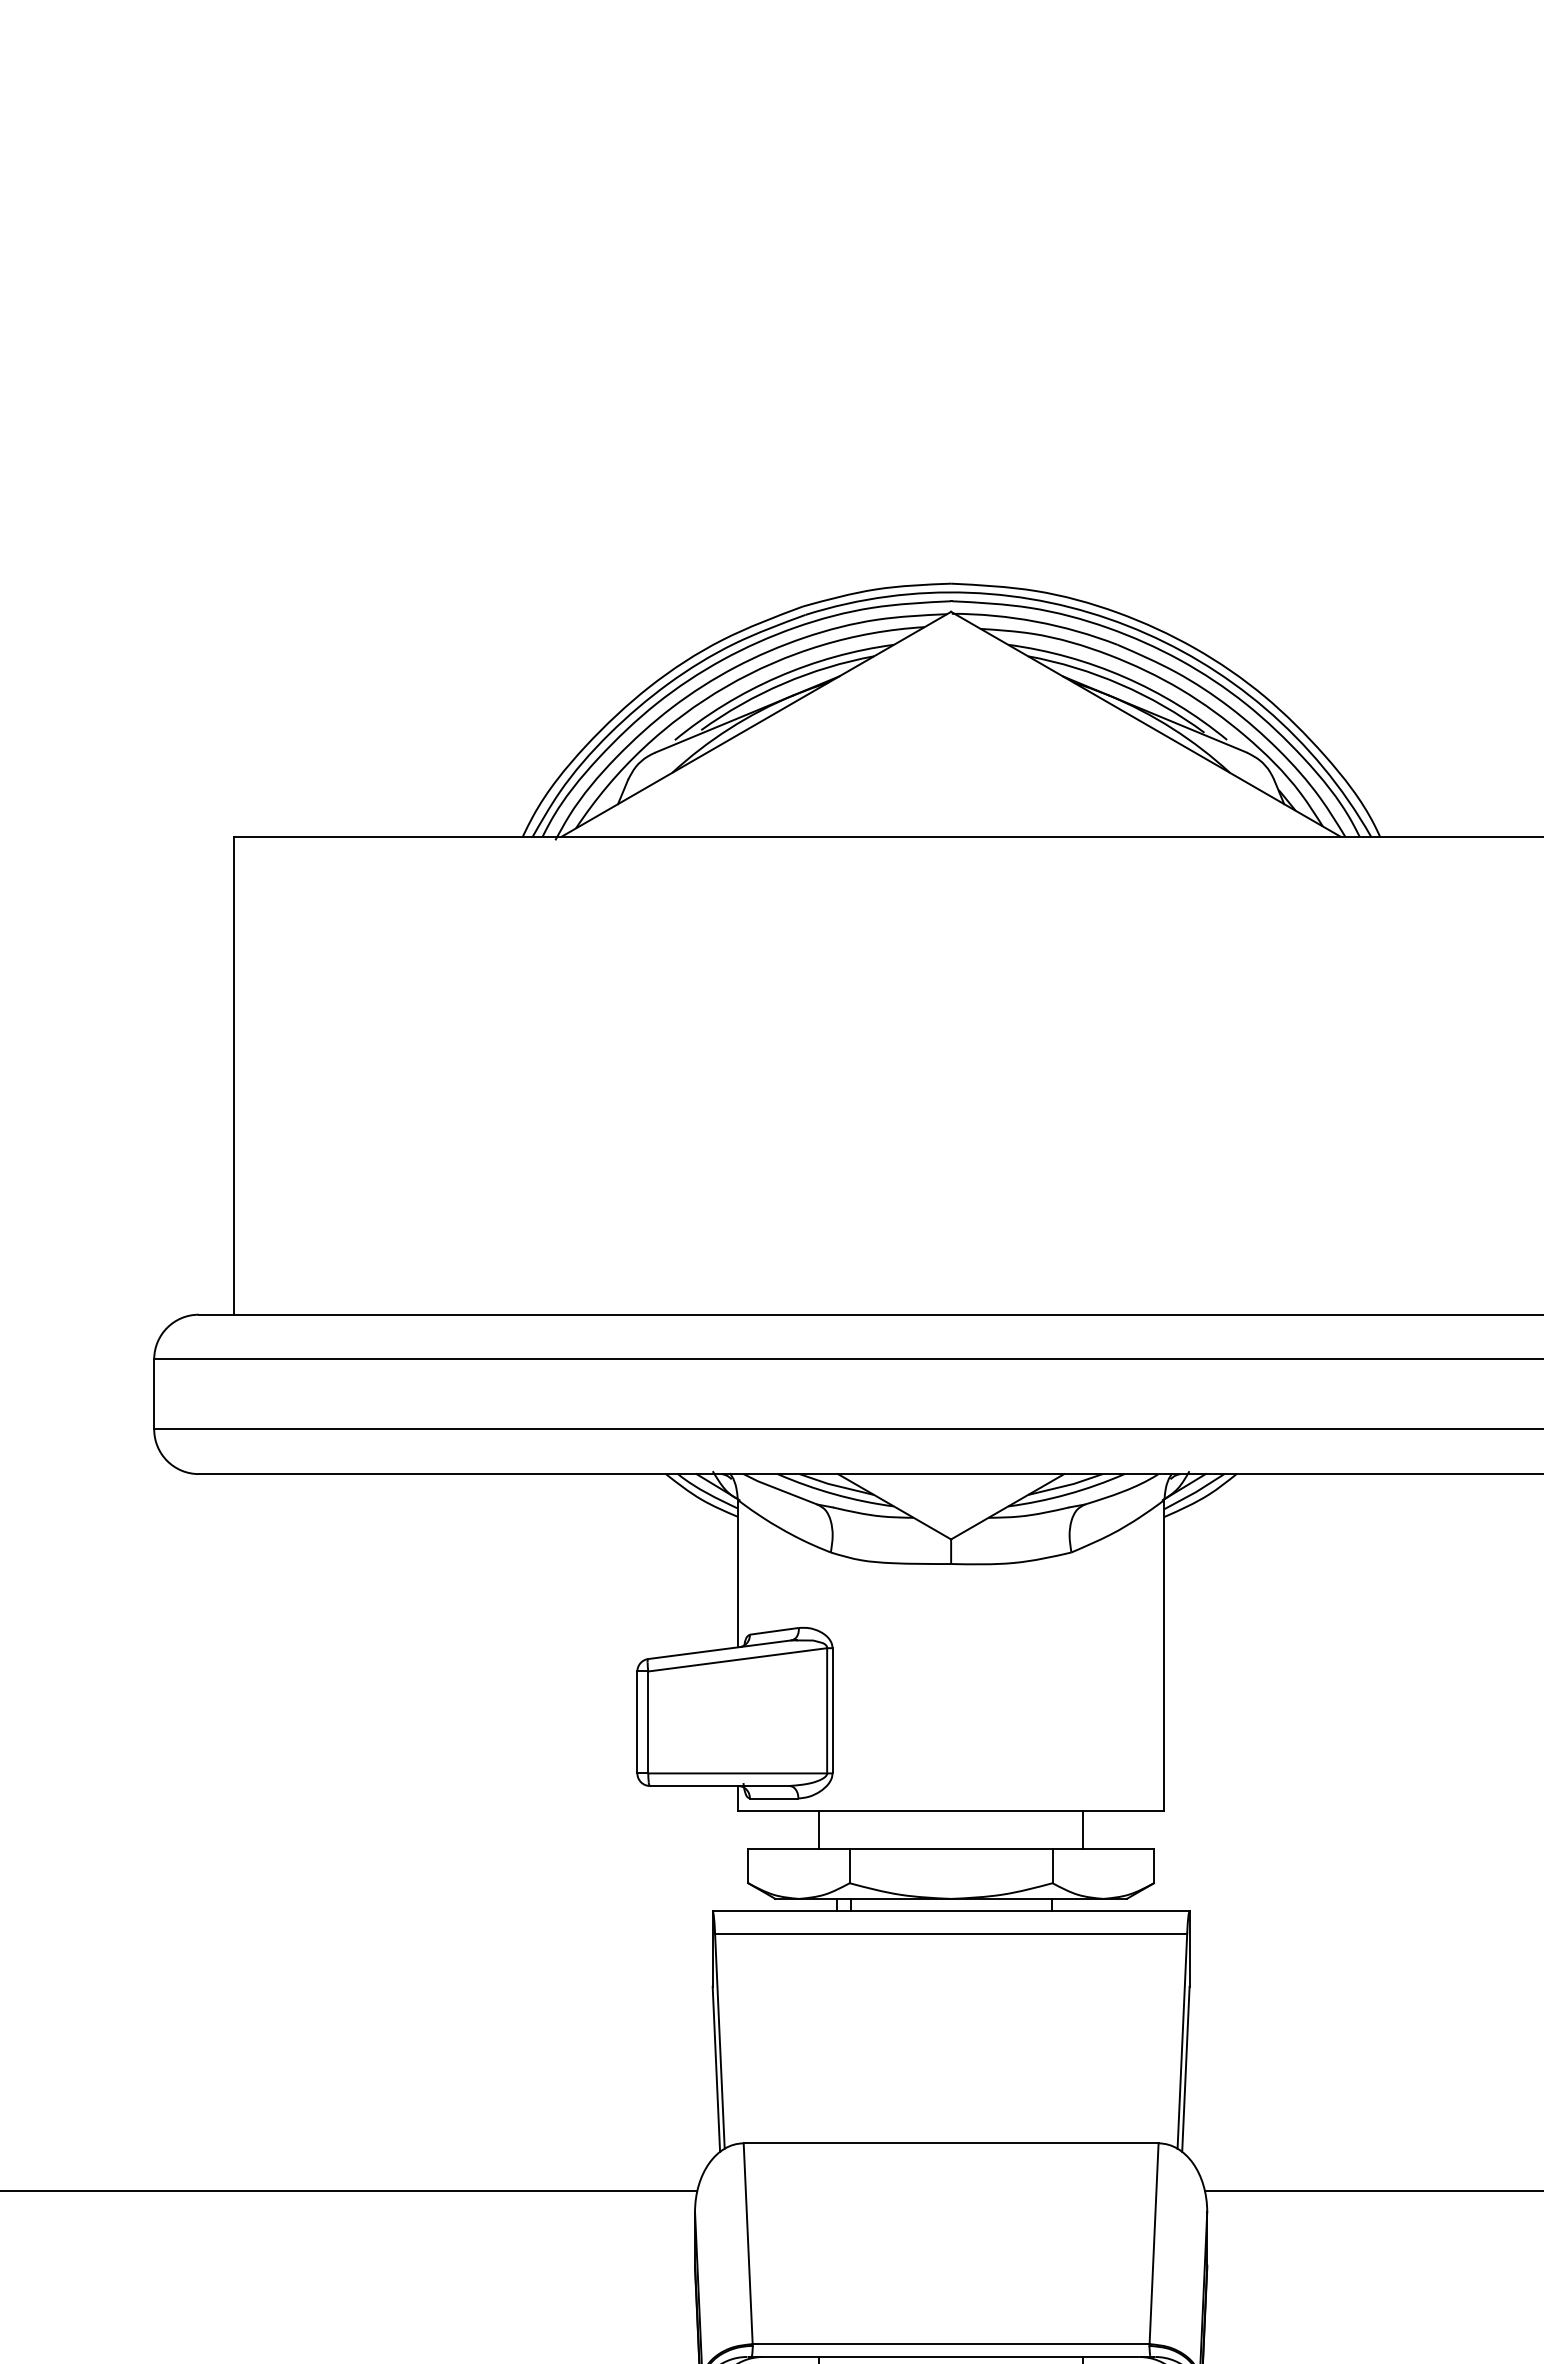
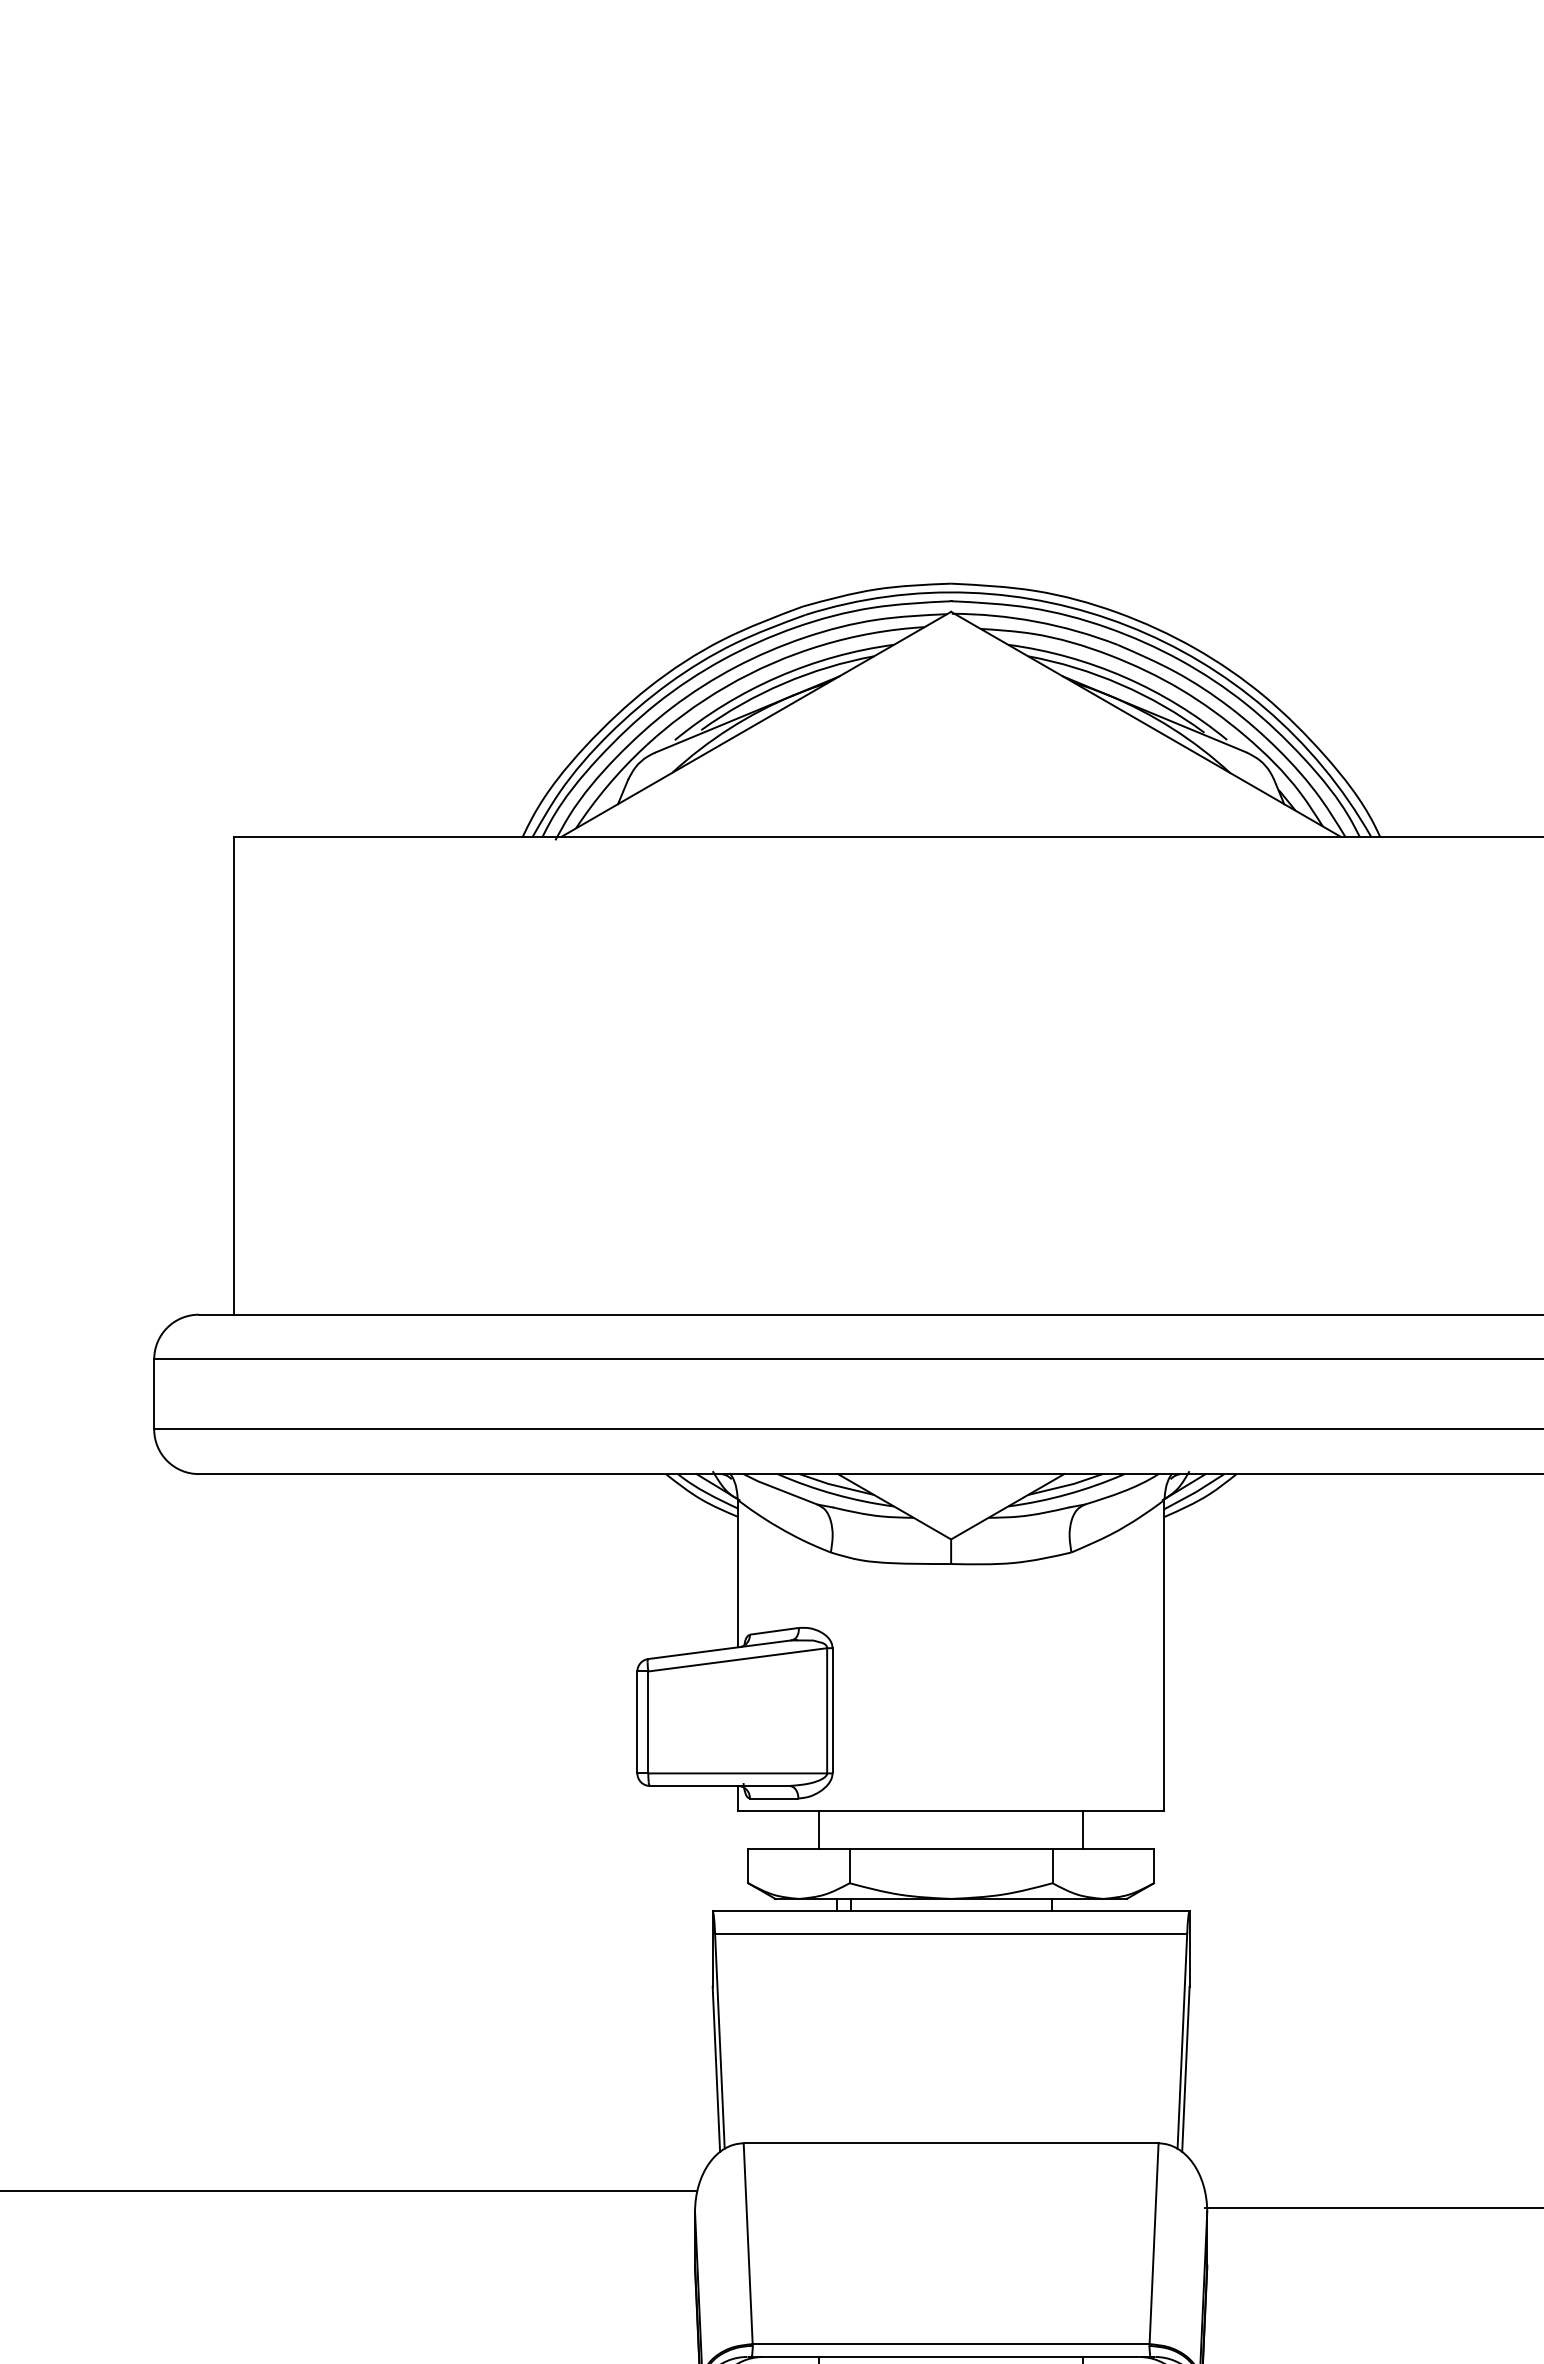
line position: (1372, 2191) -> (1372, 2208) (1372, 2208)
